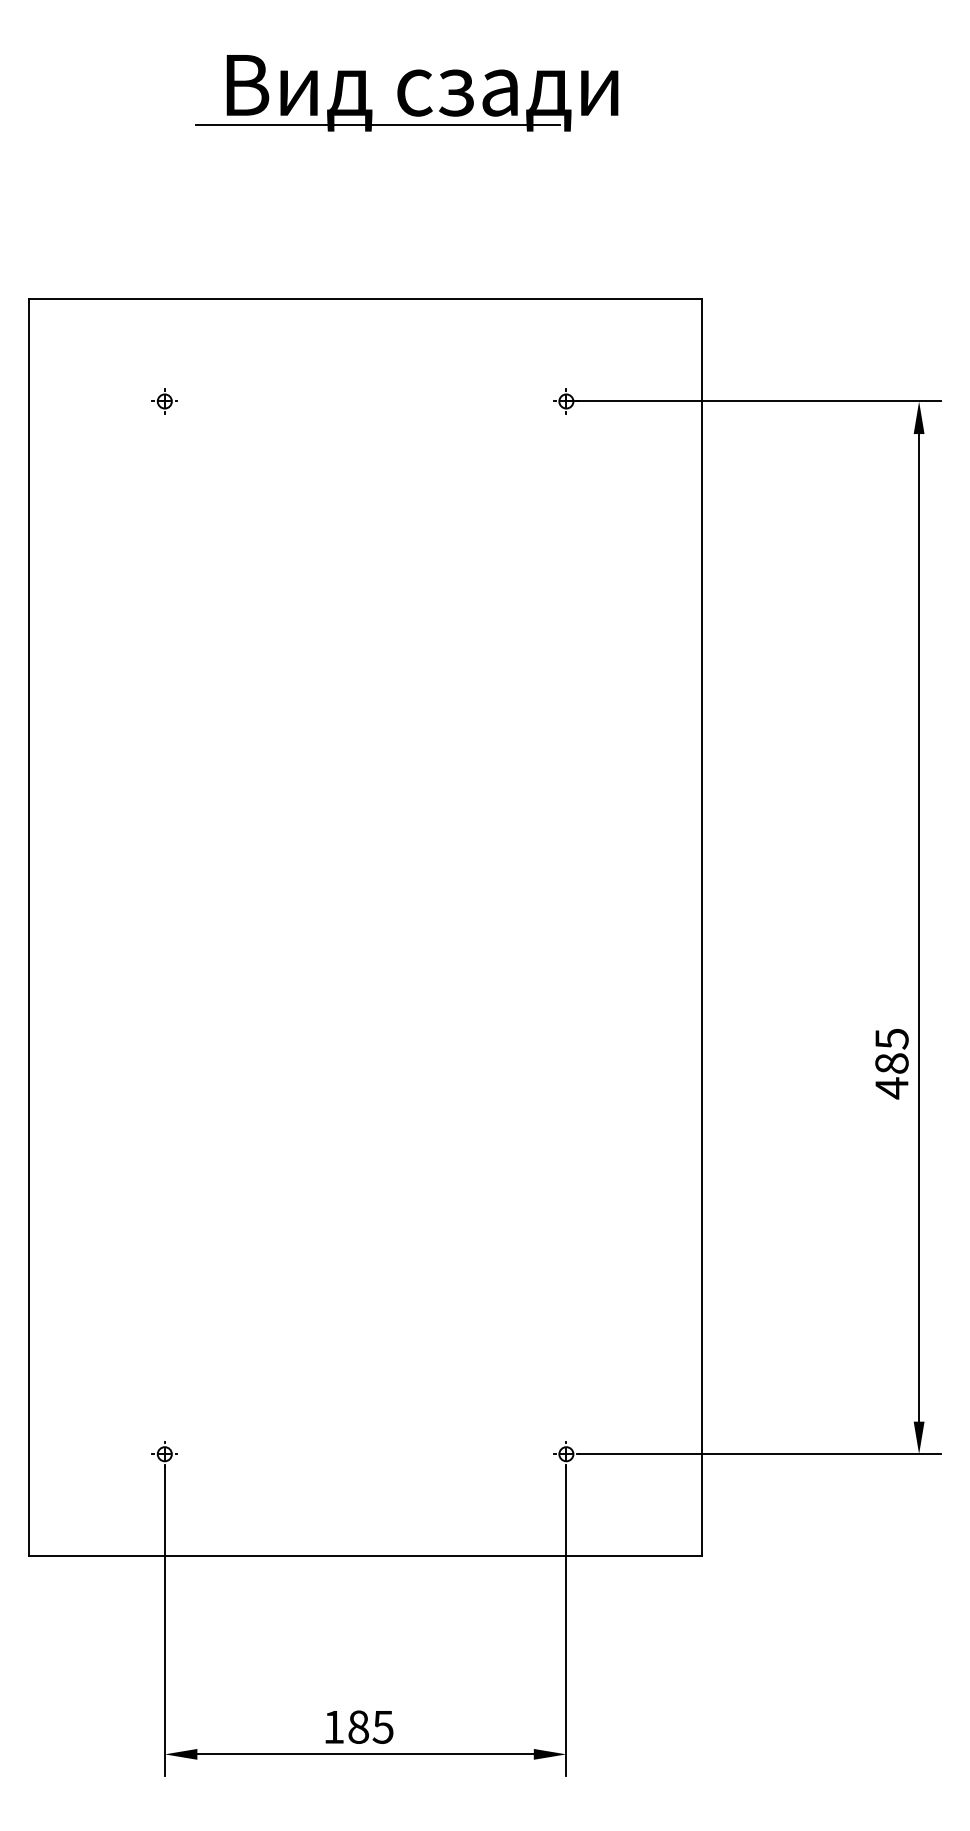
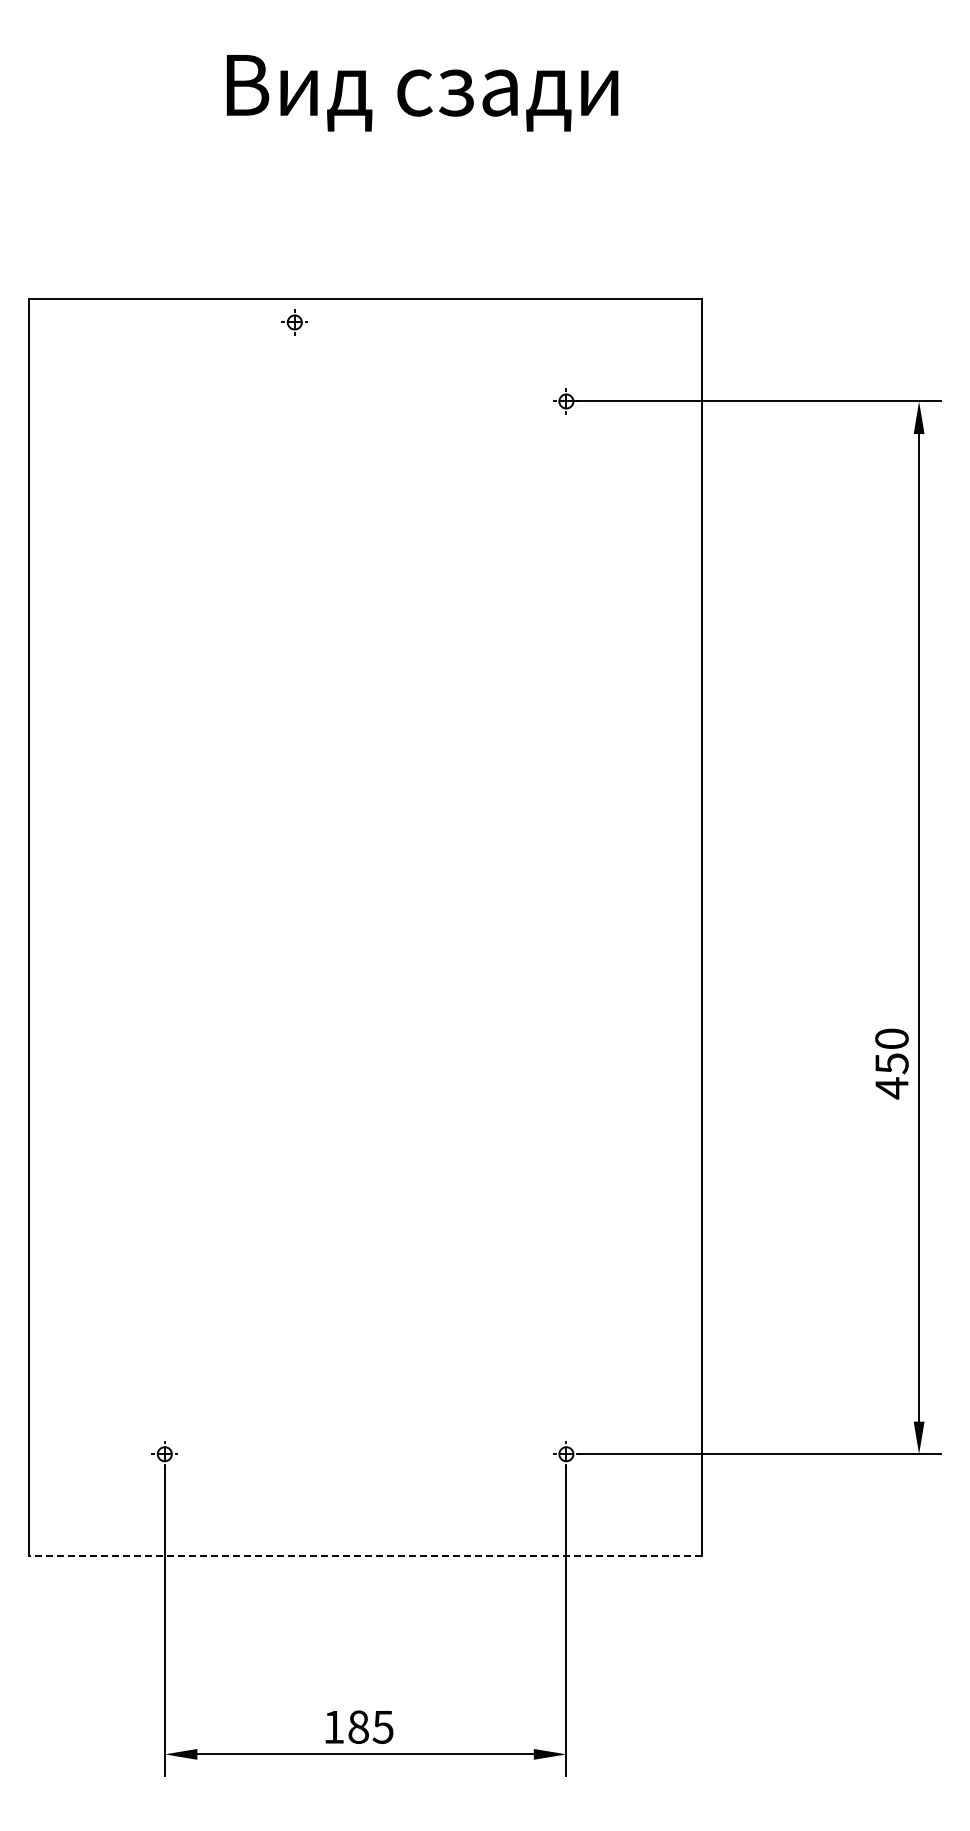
line: present -> none (378, 125)
part position: (164, 401) -> (294, 322) (294, 322)
text: 485 -> 450 (891, 1051)
line: solid -> dashed (365, 1556)
